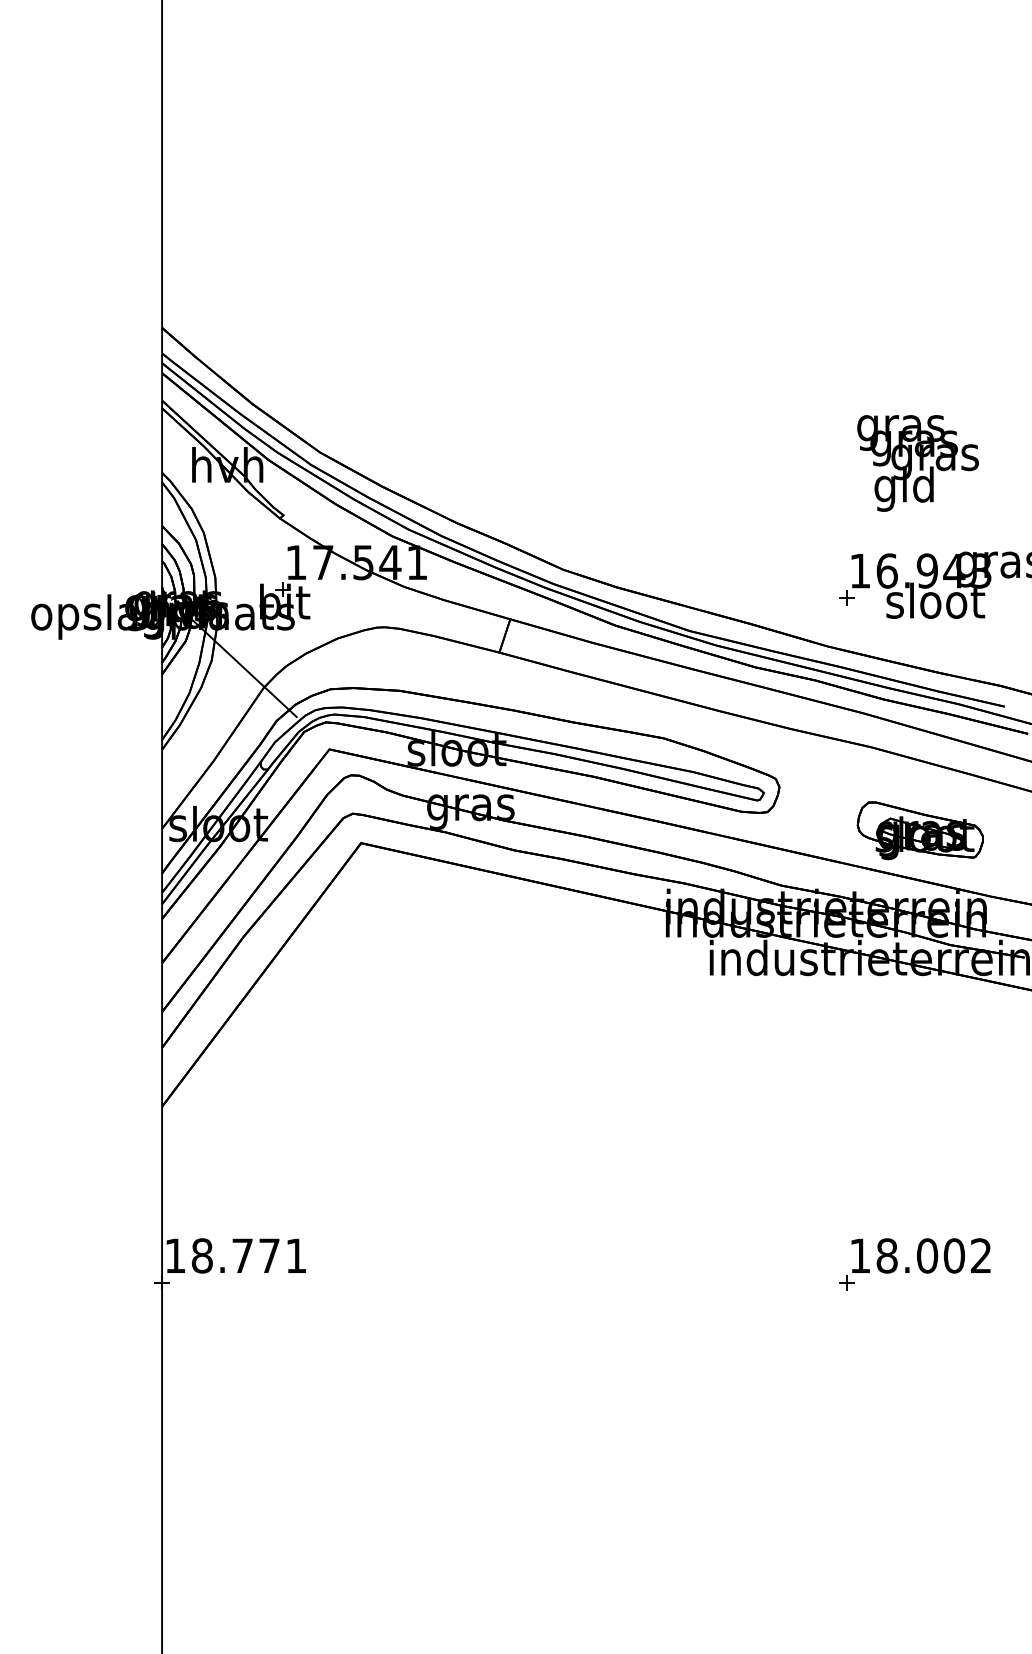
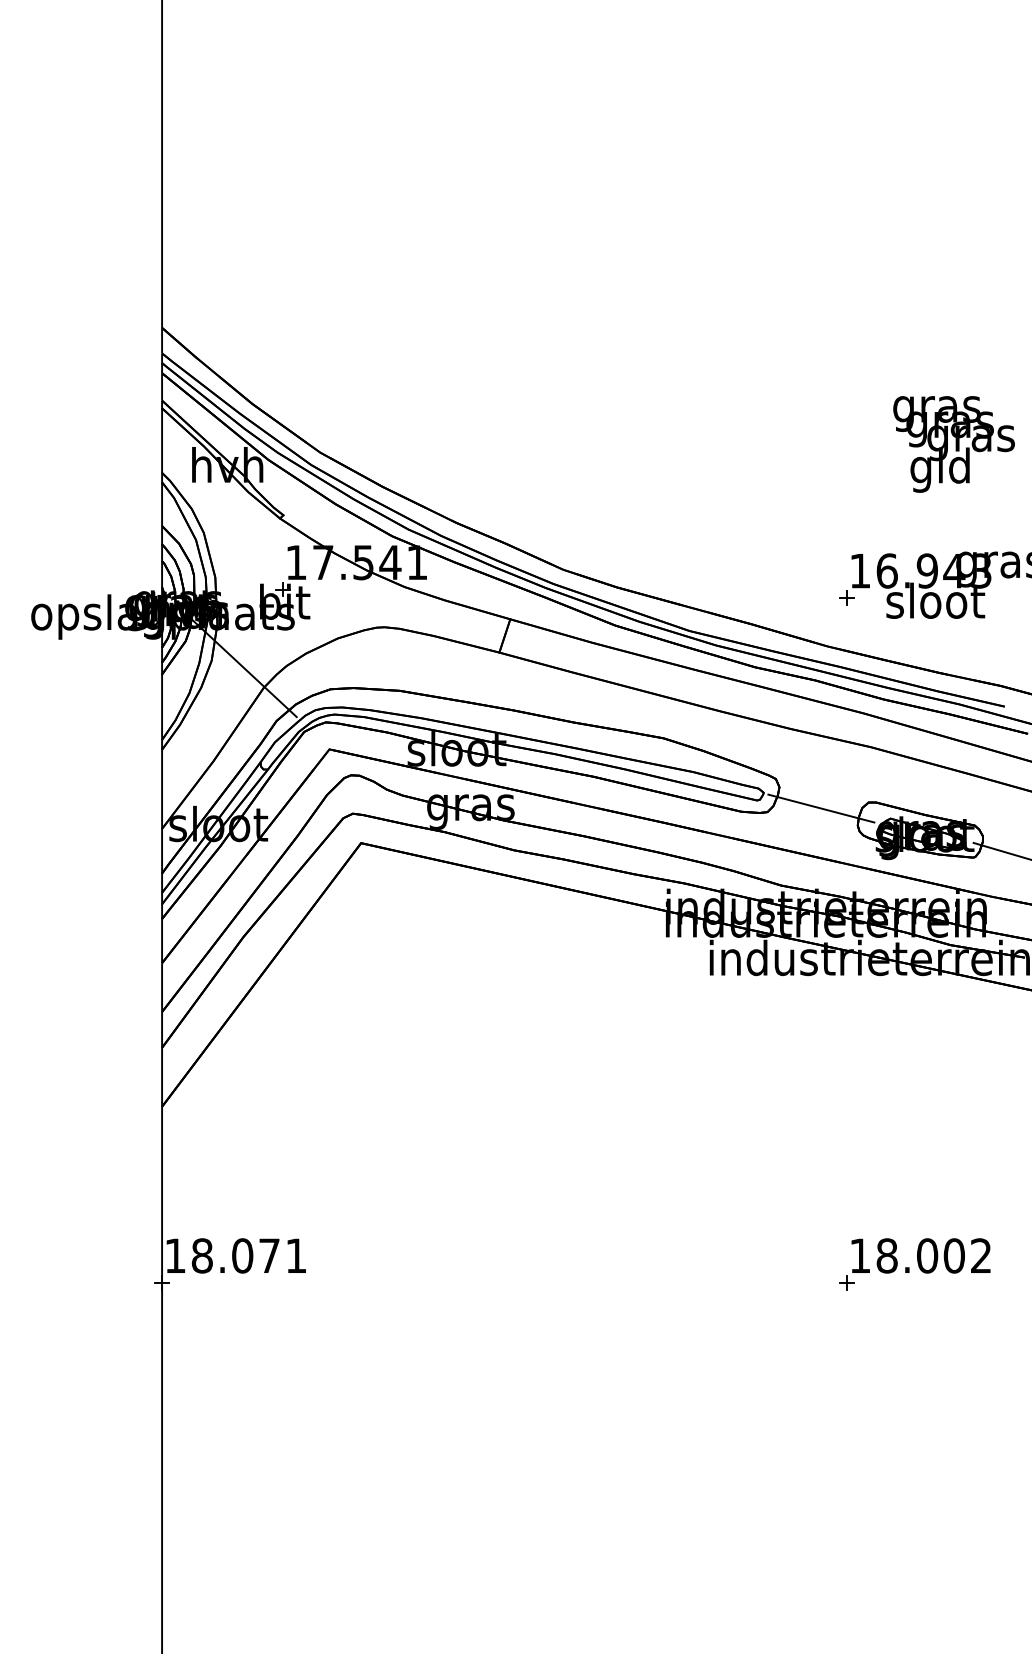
text position: (917, 463) -> (953, 444) (953, 444)
line: none -> present (821, 808)
line: none -> present (1000, 850)
text: 18.771 -> 18.071 (242, 1255)
